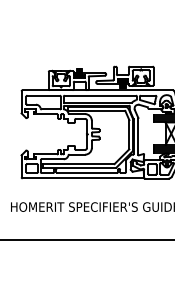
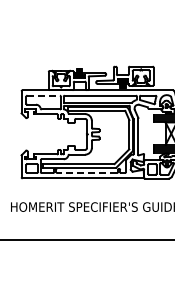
line: solid -> dashed (44, 95)
line: solid -> dashed (87, 173)
